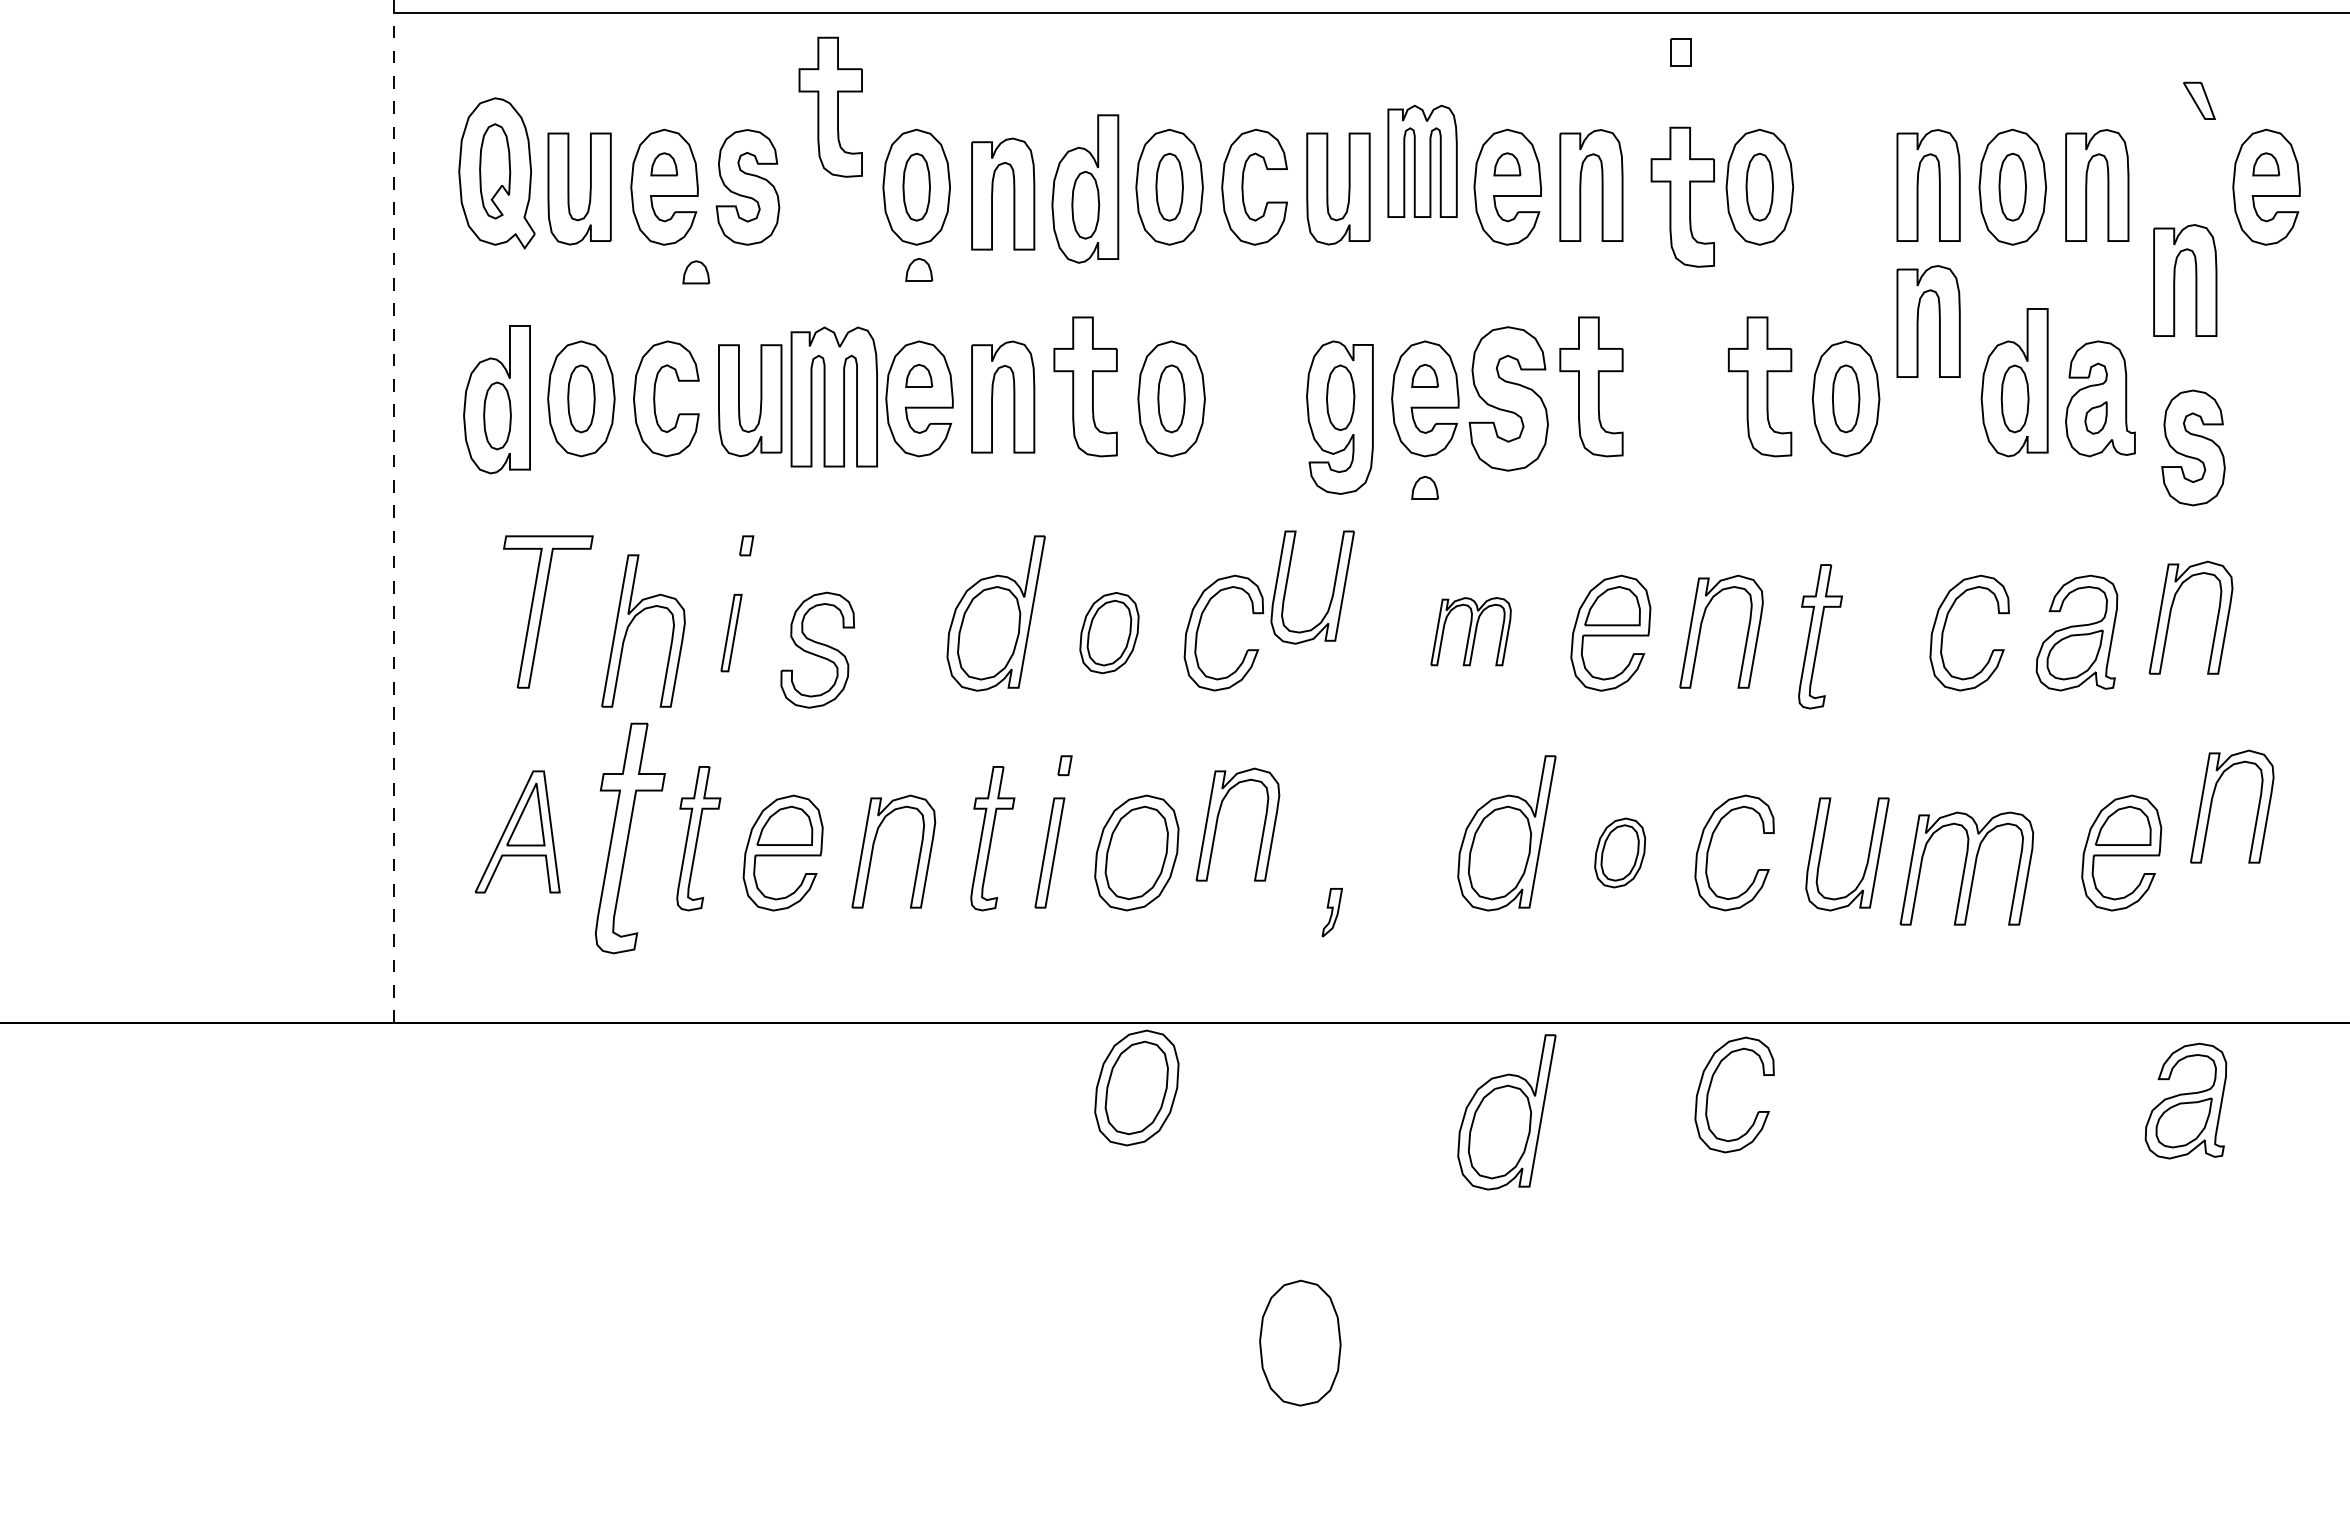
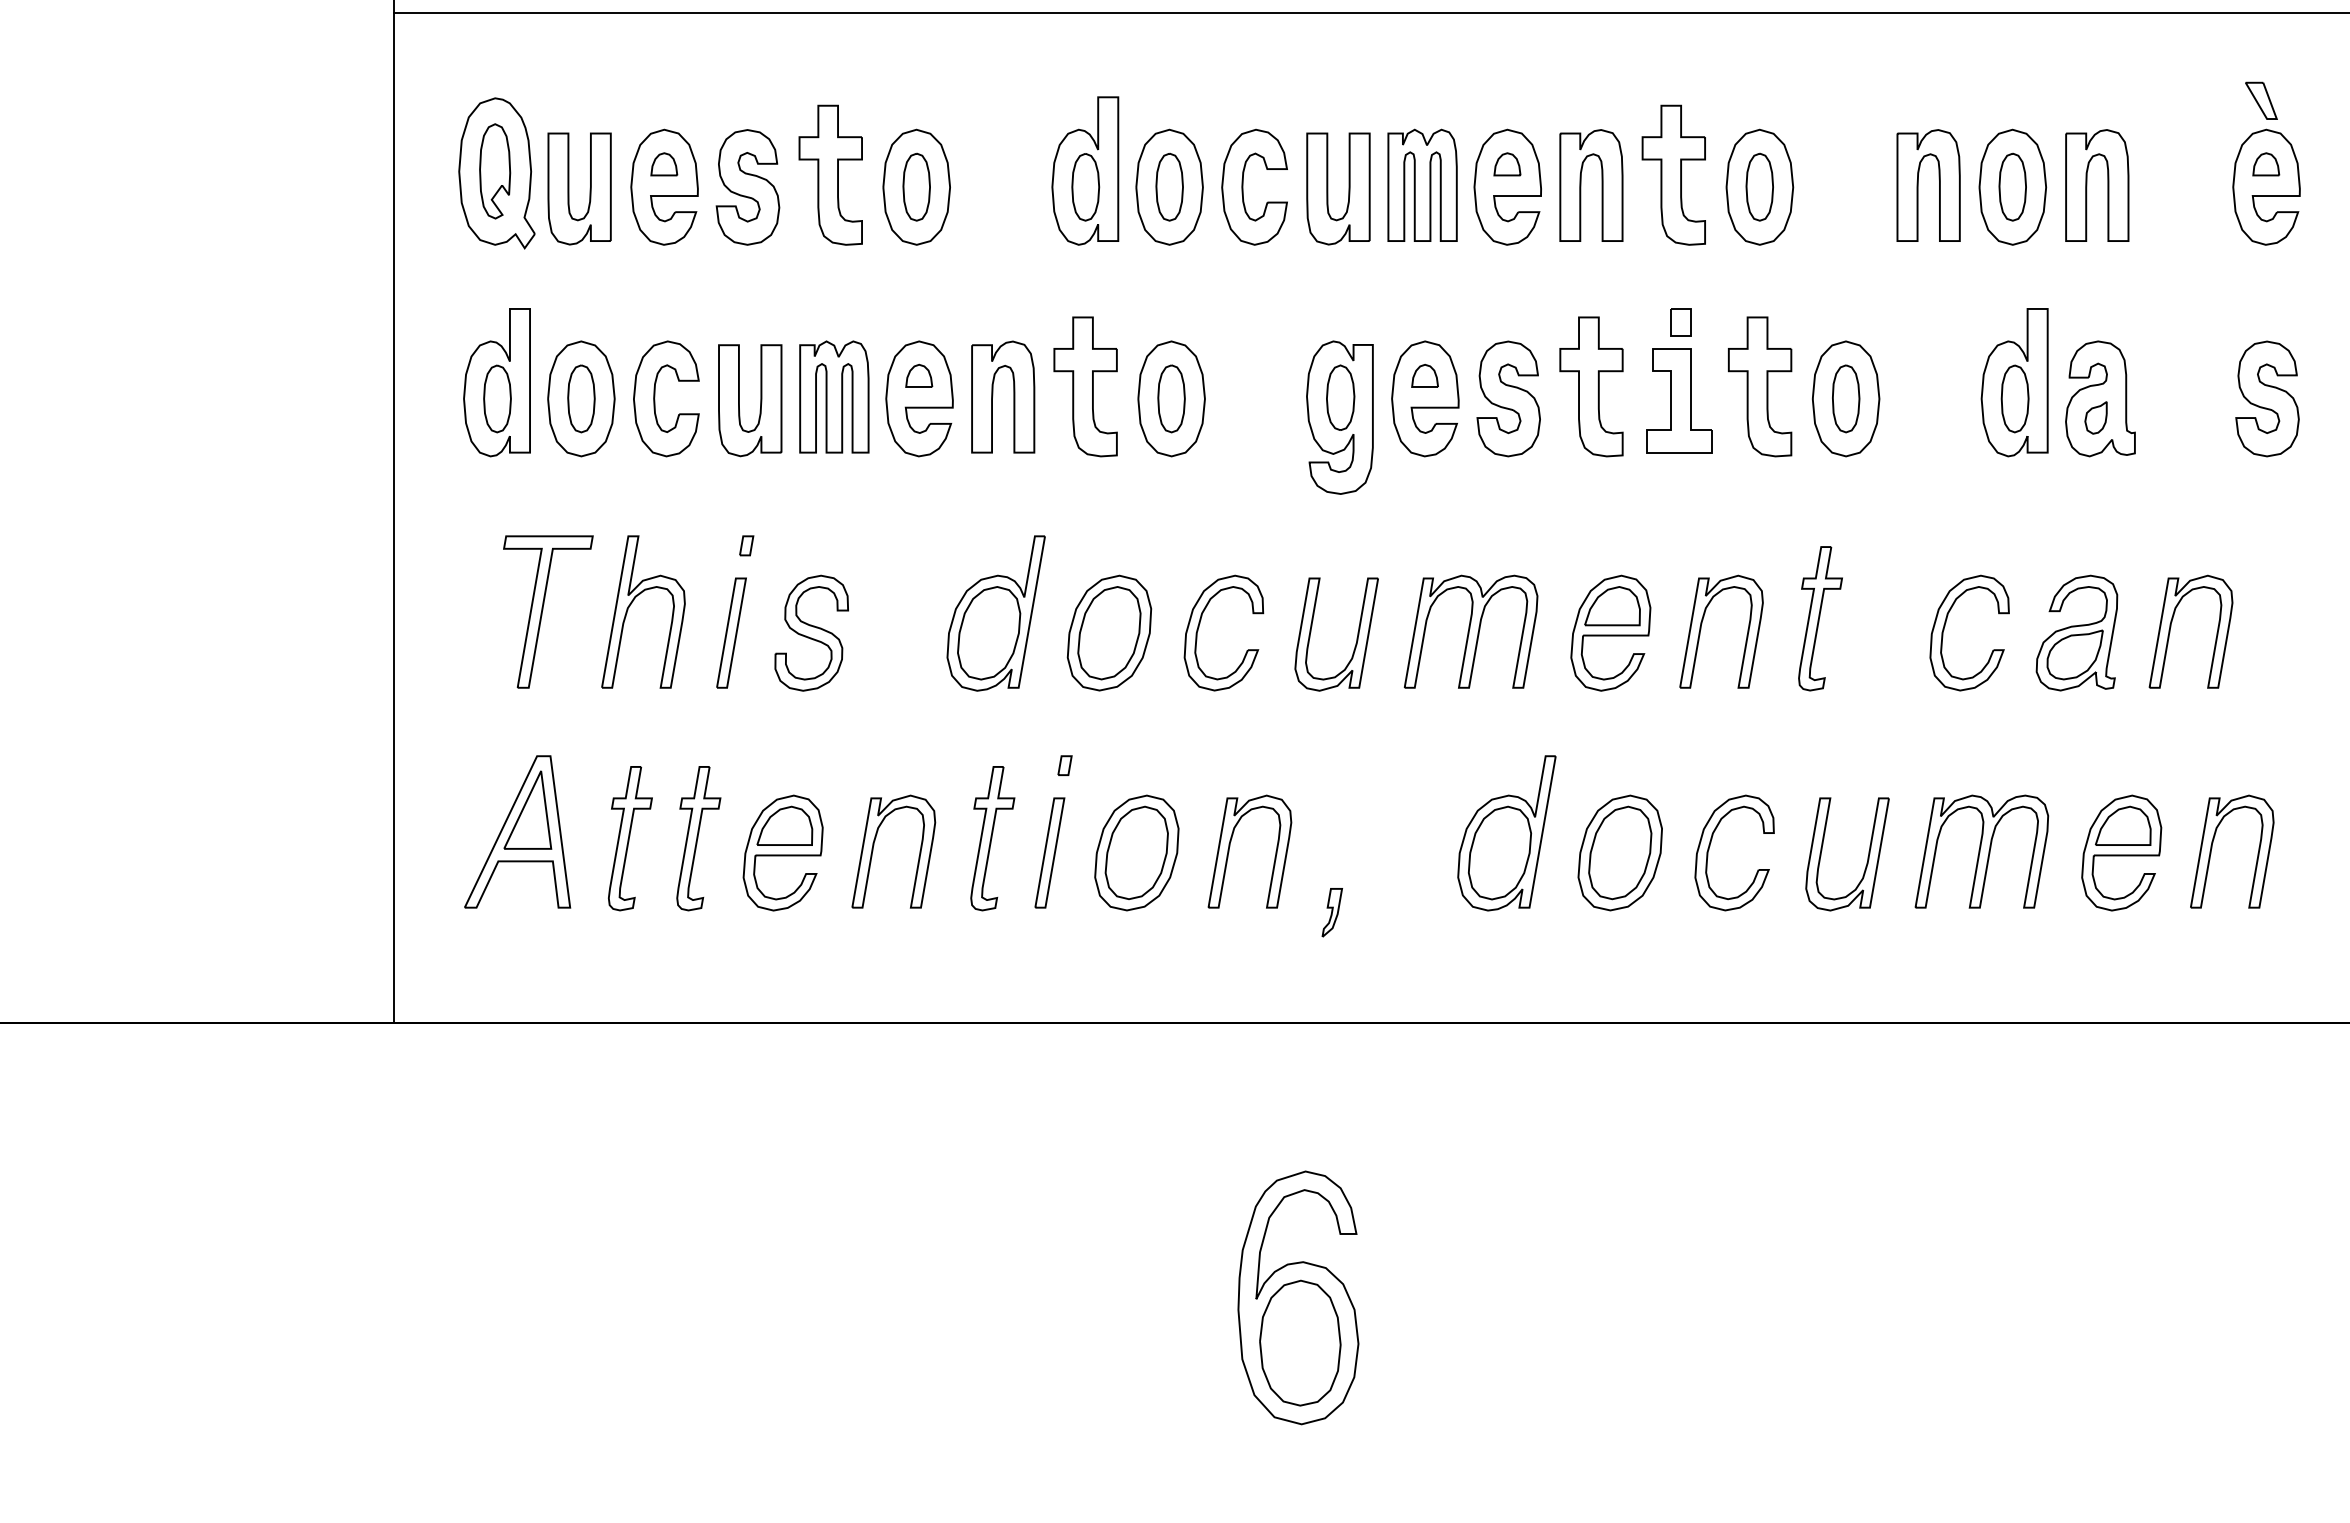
part position: (1680, 52) -> (1680, 322) (1680, 322)
part position: (2199, 100) -> (2261, 100) (2261, 100)
part position: (830, 106) -> (830, 174) (830, 174)
part position: (1422, 160) -> (1422, 184) (1422, 184)
part position: (1085, 188) -> (1085, 170) (1085, 170)
part: present -> none (993, 193)
part position: (1682, 196) -> (1673, 174) (1673, 174)
part: present -> none (919, 269)
part: present -> none (696, 272)
part: present -> none (2175, 280)
part: present -> none (1918, 321)
part size: 88x142 px -> 71x114 px (834, 396)
part size: 81x146 px -> 65x118 px (1508, 398)
part position: (496, 399) -> (496, 382) (496, 382)
part: none -> present (1679, 400)
part position: (2193, 447) -> (2267, 398) (2267, 398)
part: present -> none (1424, 487)
line: dashed -> solid (394, 511)
part position: (1332, 590) -> (1356, 637) (1356, 637)
part position: (2171, 613) -> (2171, 627) (2171, 627)
part position: (632, 622) -> (632, 603) (632, 603)
part size: 82x70 px -> 136x115 px (1470, 631)
part size: 23x80 px -> 31x112 px (731, 632)
part size: 61x83 px -> 87x118 px (1109, 632)
part position: (1820, 636) -> (1820, 618) (1820, 618)
part position: (817, 649) -> (811, 632) (811, 632)
part position: (2212, 803) -> (2212, 848) (2212, 848)
part position: (1218, 819) -> (1230, 846) (1230, 846)
part size: 87x124 px -> 108x154 px (517, 831)
part size: 72x233 px -> 45x146 px (630, 838)
part size: 53x72 px -> 86x118 px (1619, 852)
part position: (1966, 868) -> (1981, 851) (1981, 851)
part: present -> none (1136, 1087)
part: present -> none (1710, 1088)
part: present -> none (2185, 1100)
part: present -> none (1506, 1112)
part: none -> present (1298, 1297)
